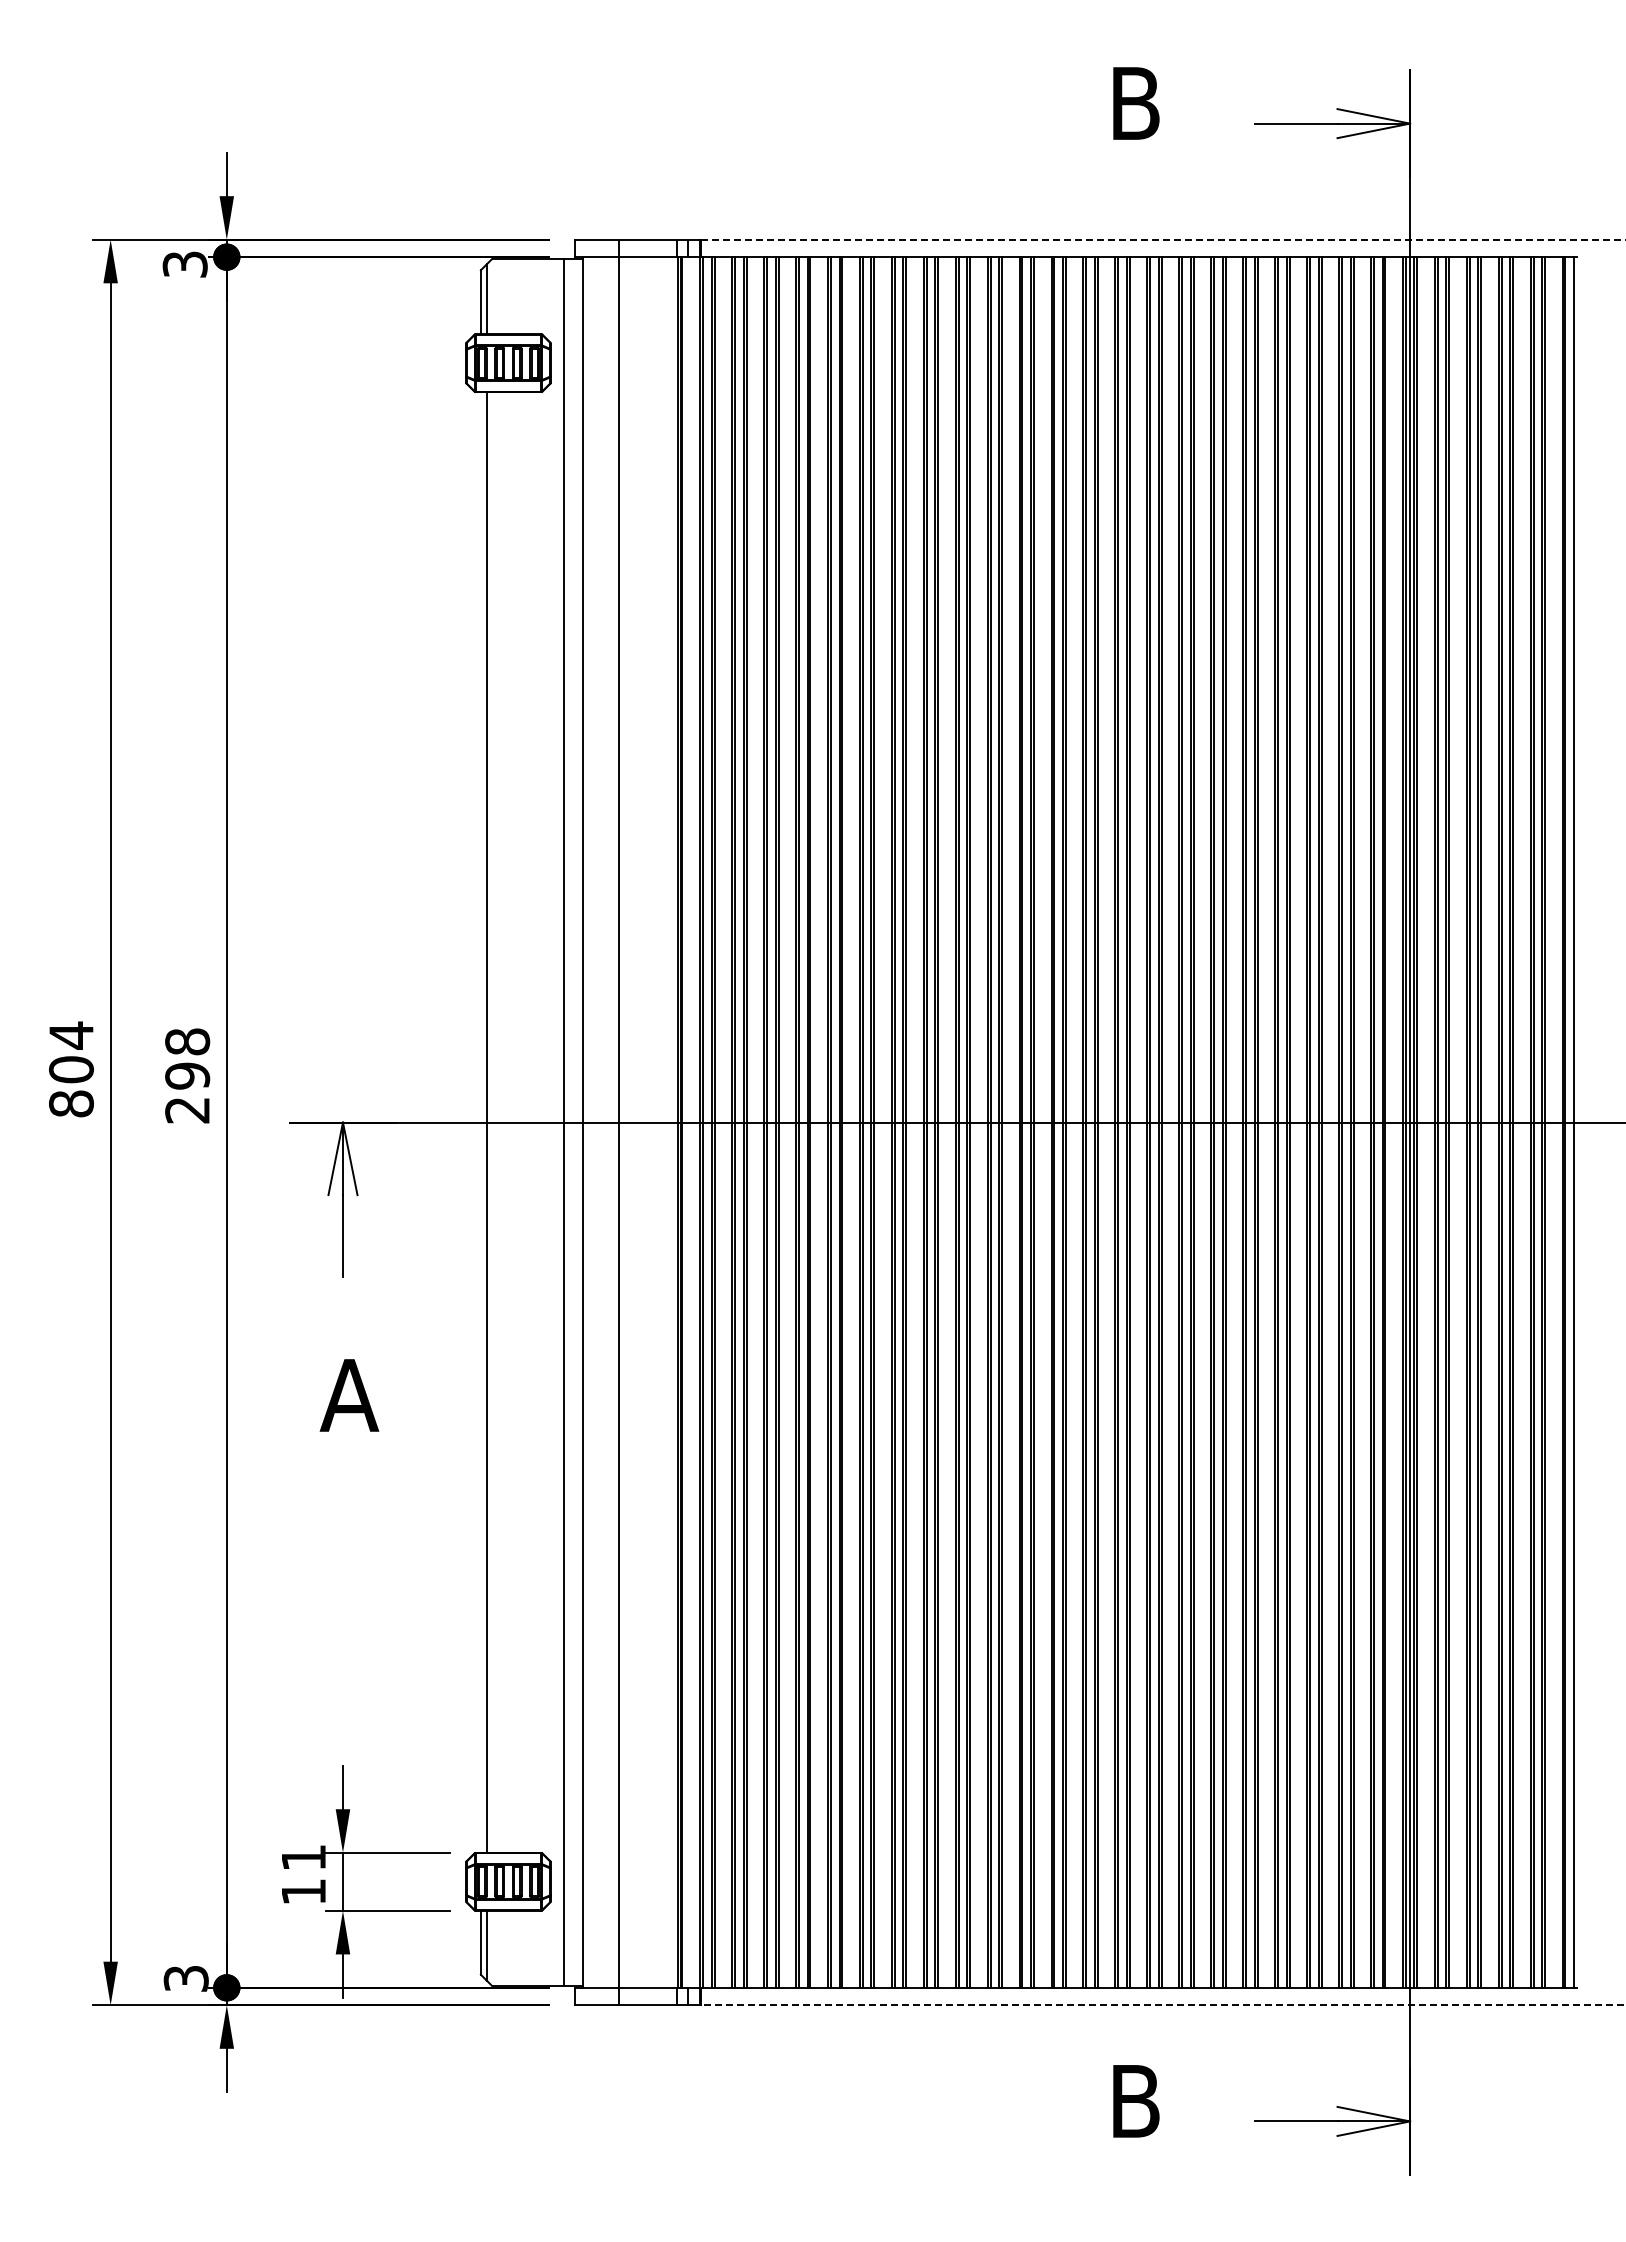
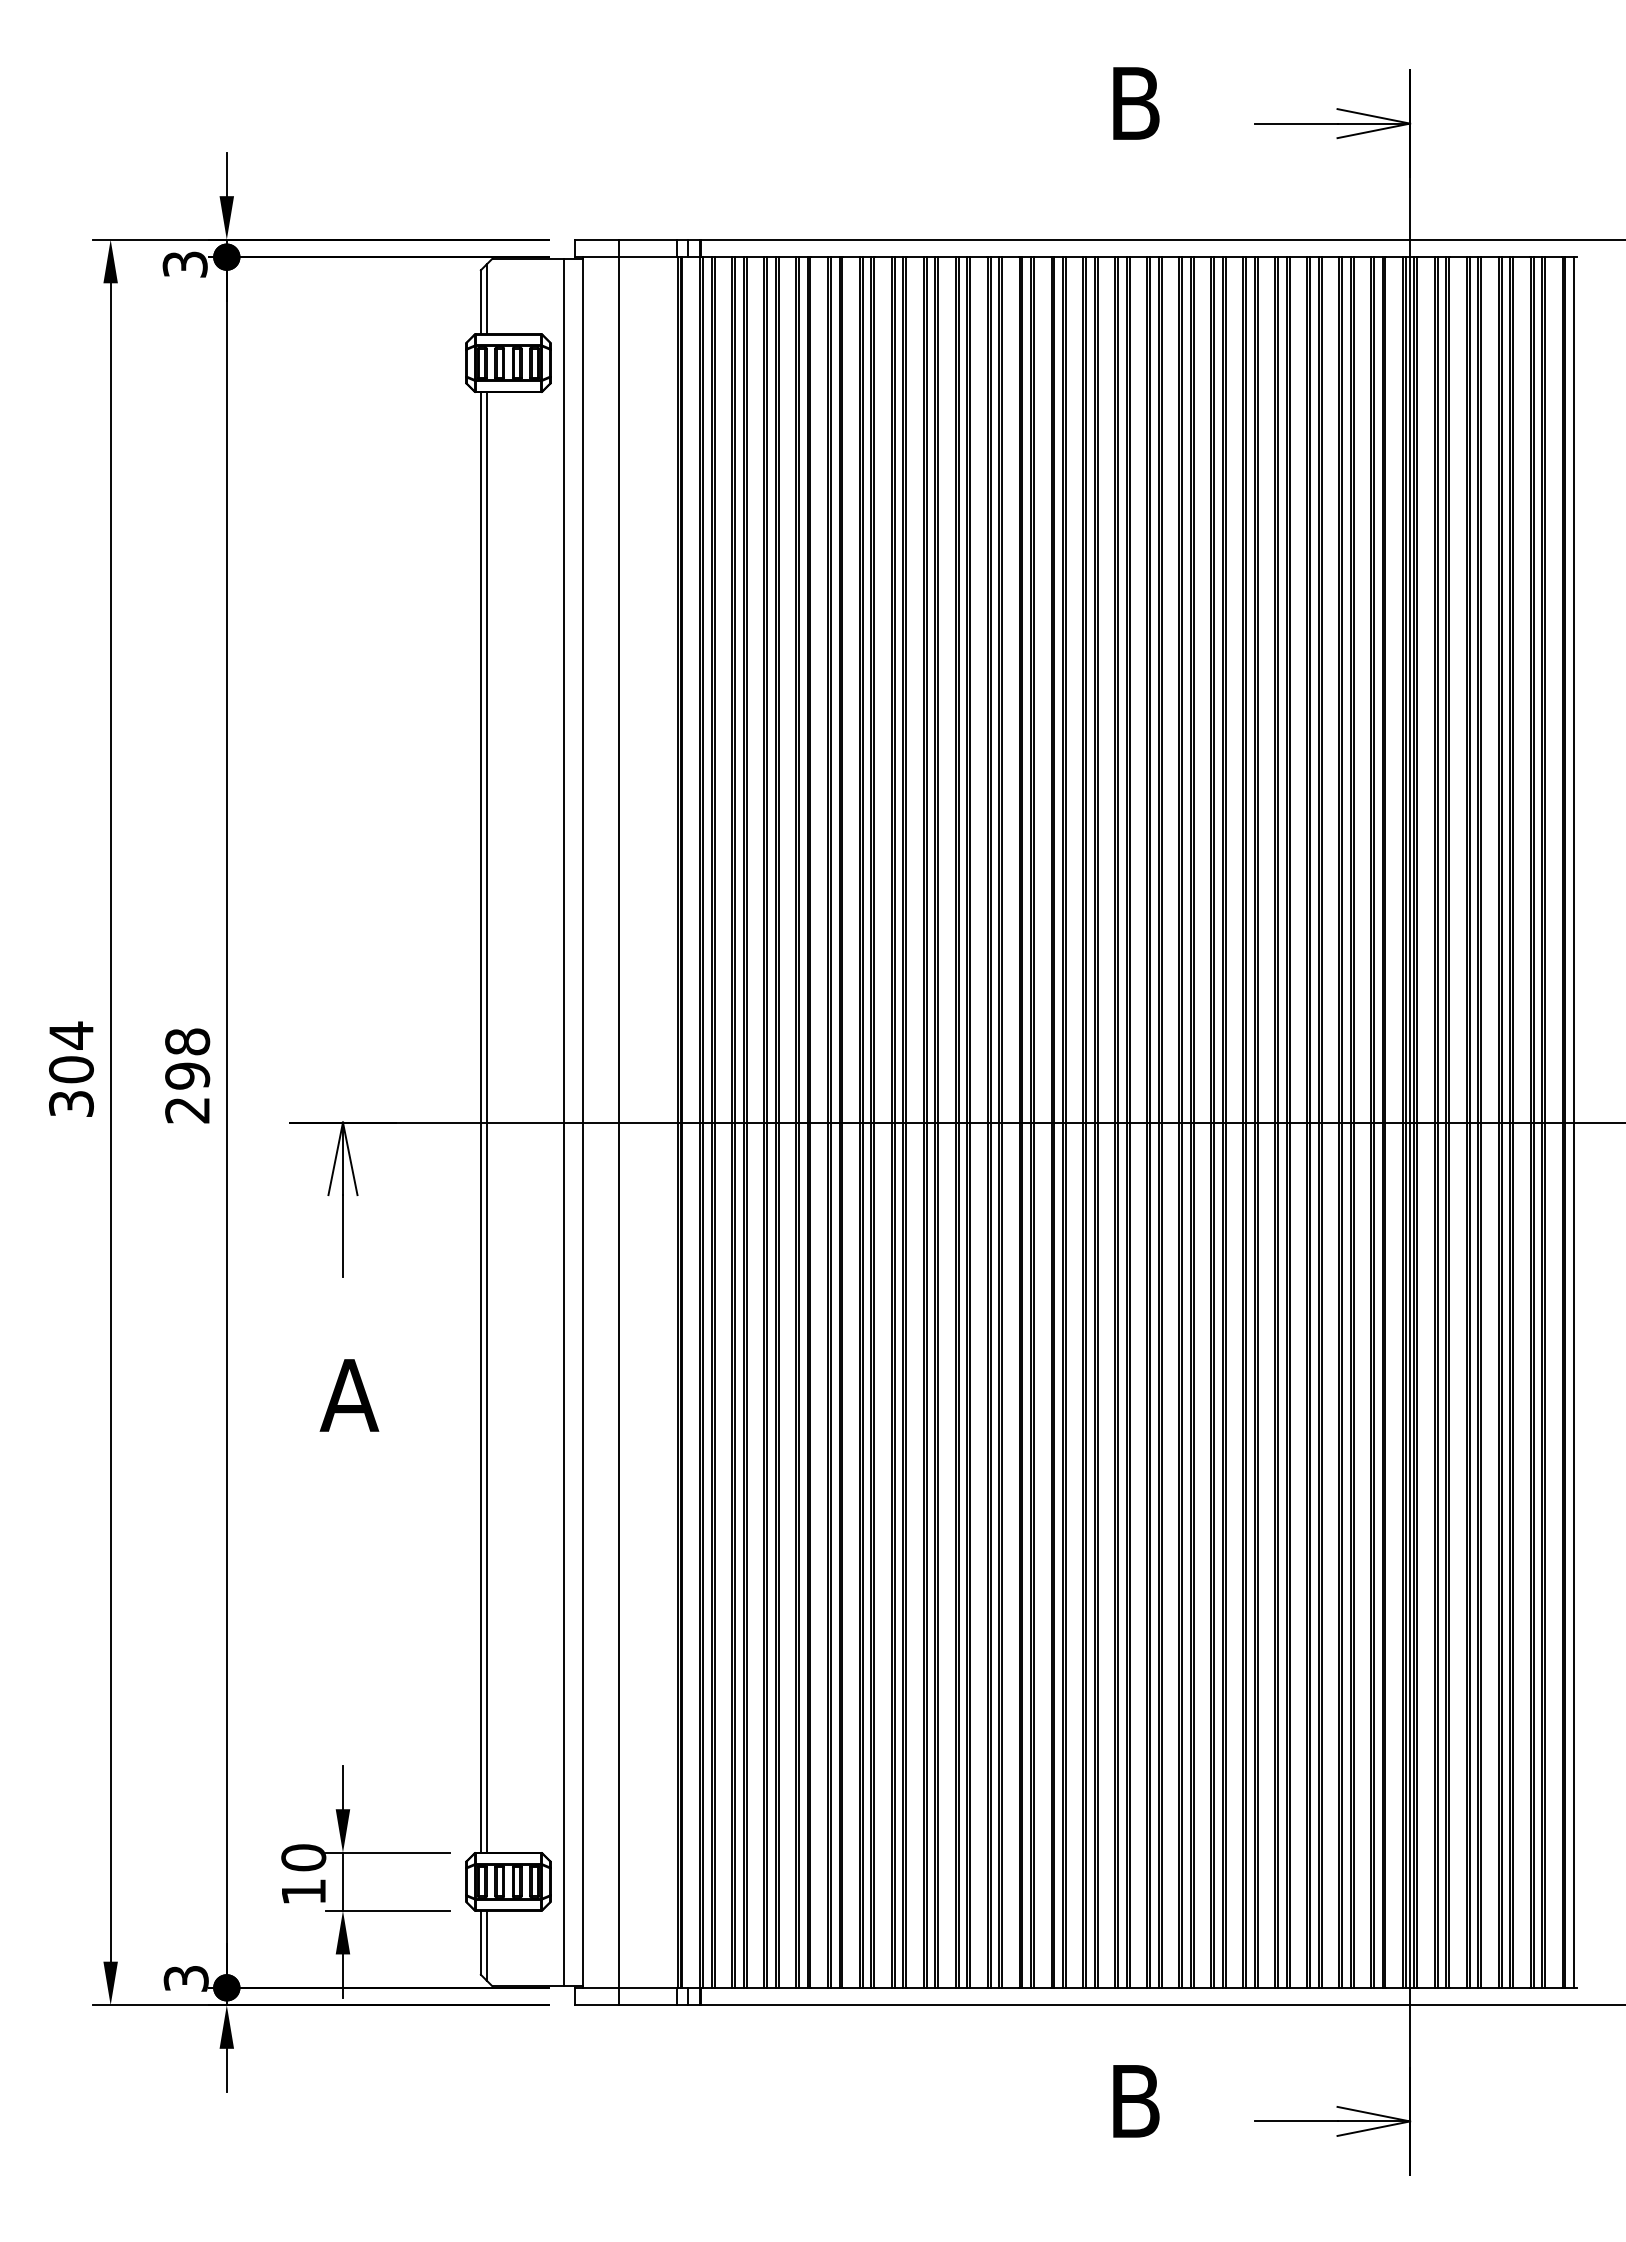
line: dashed -> solid (1163, 239)
text: 804 -> 304 (71, 1103)
line: none -> present (480, 1122)
text: 11 -> 10 (303, 1857)
line: dashed -> solid (1163, 2005)
